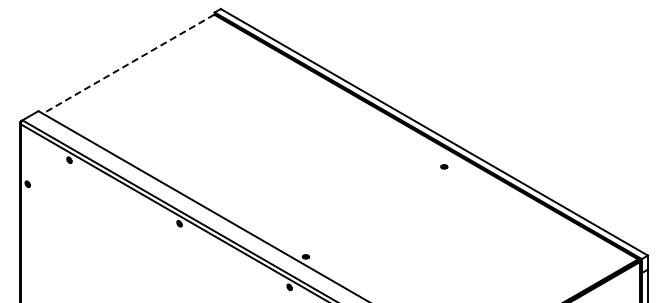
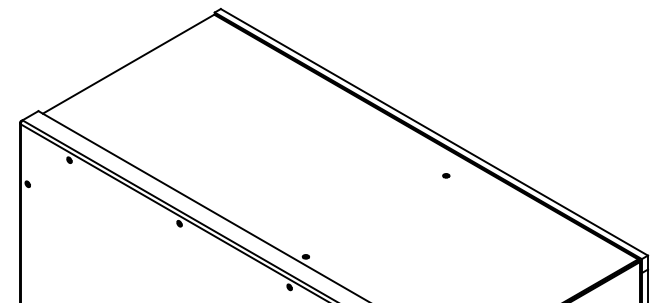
line: dashed -> solid (128, 64)
part position: (444, 166) -> (446, 175) (446, 175)
